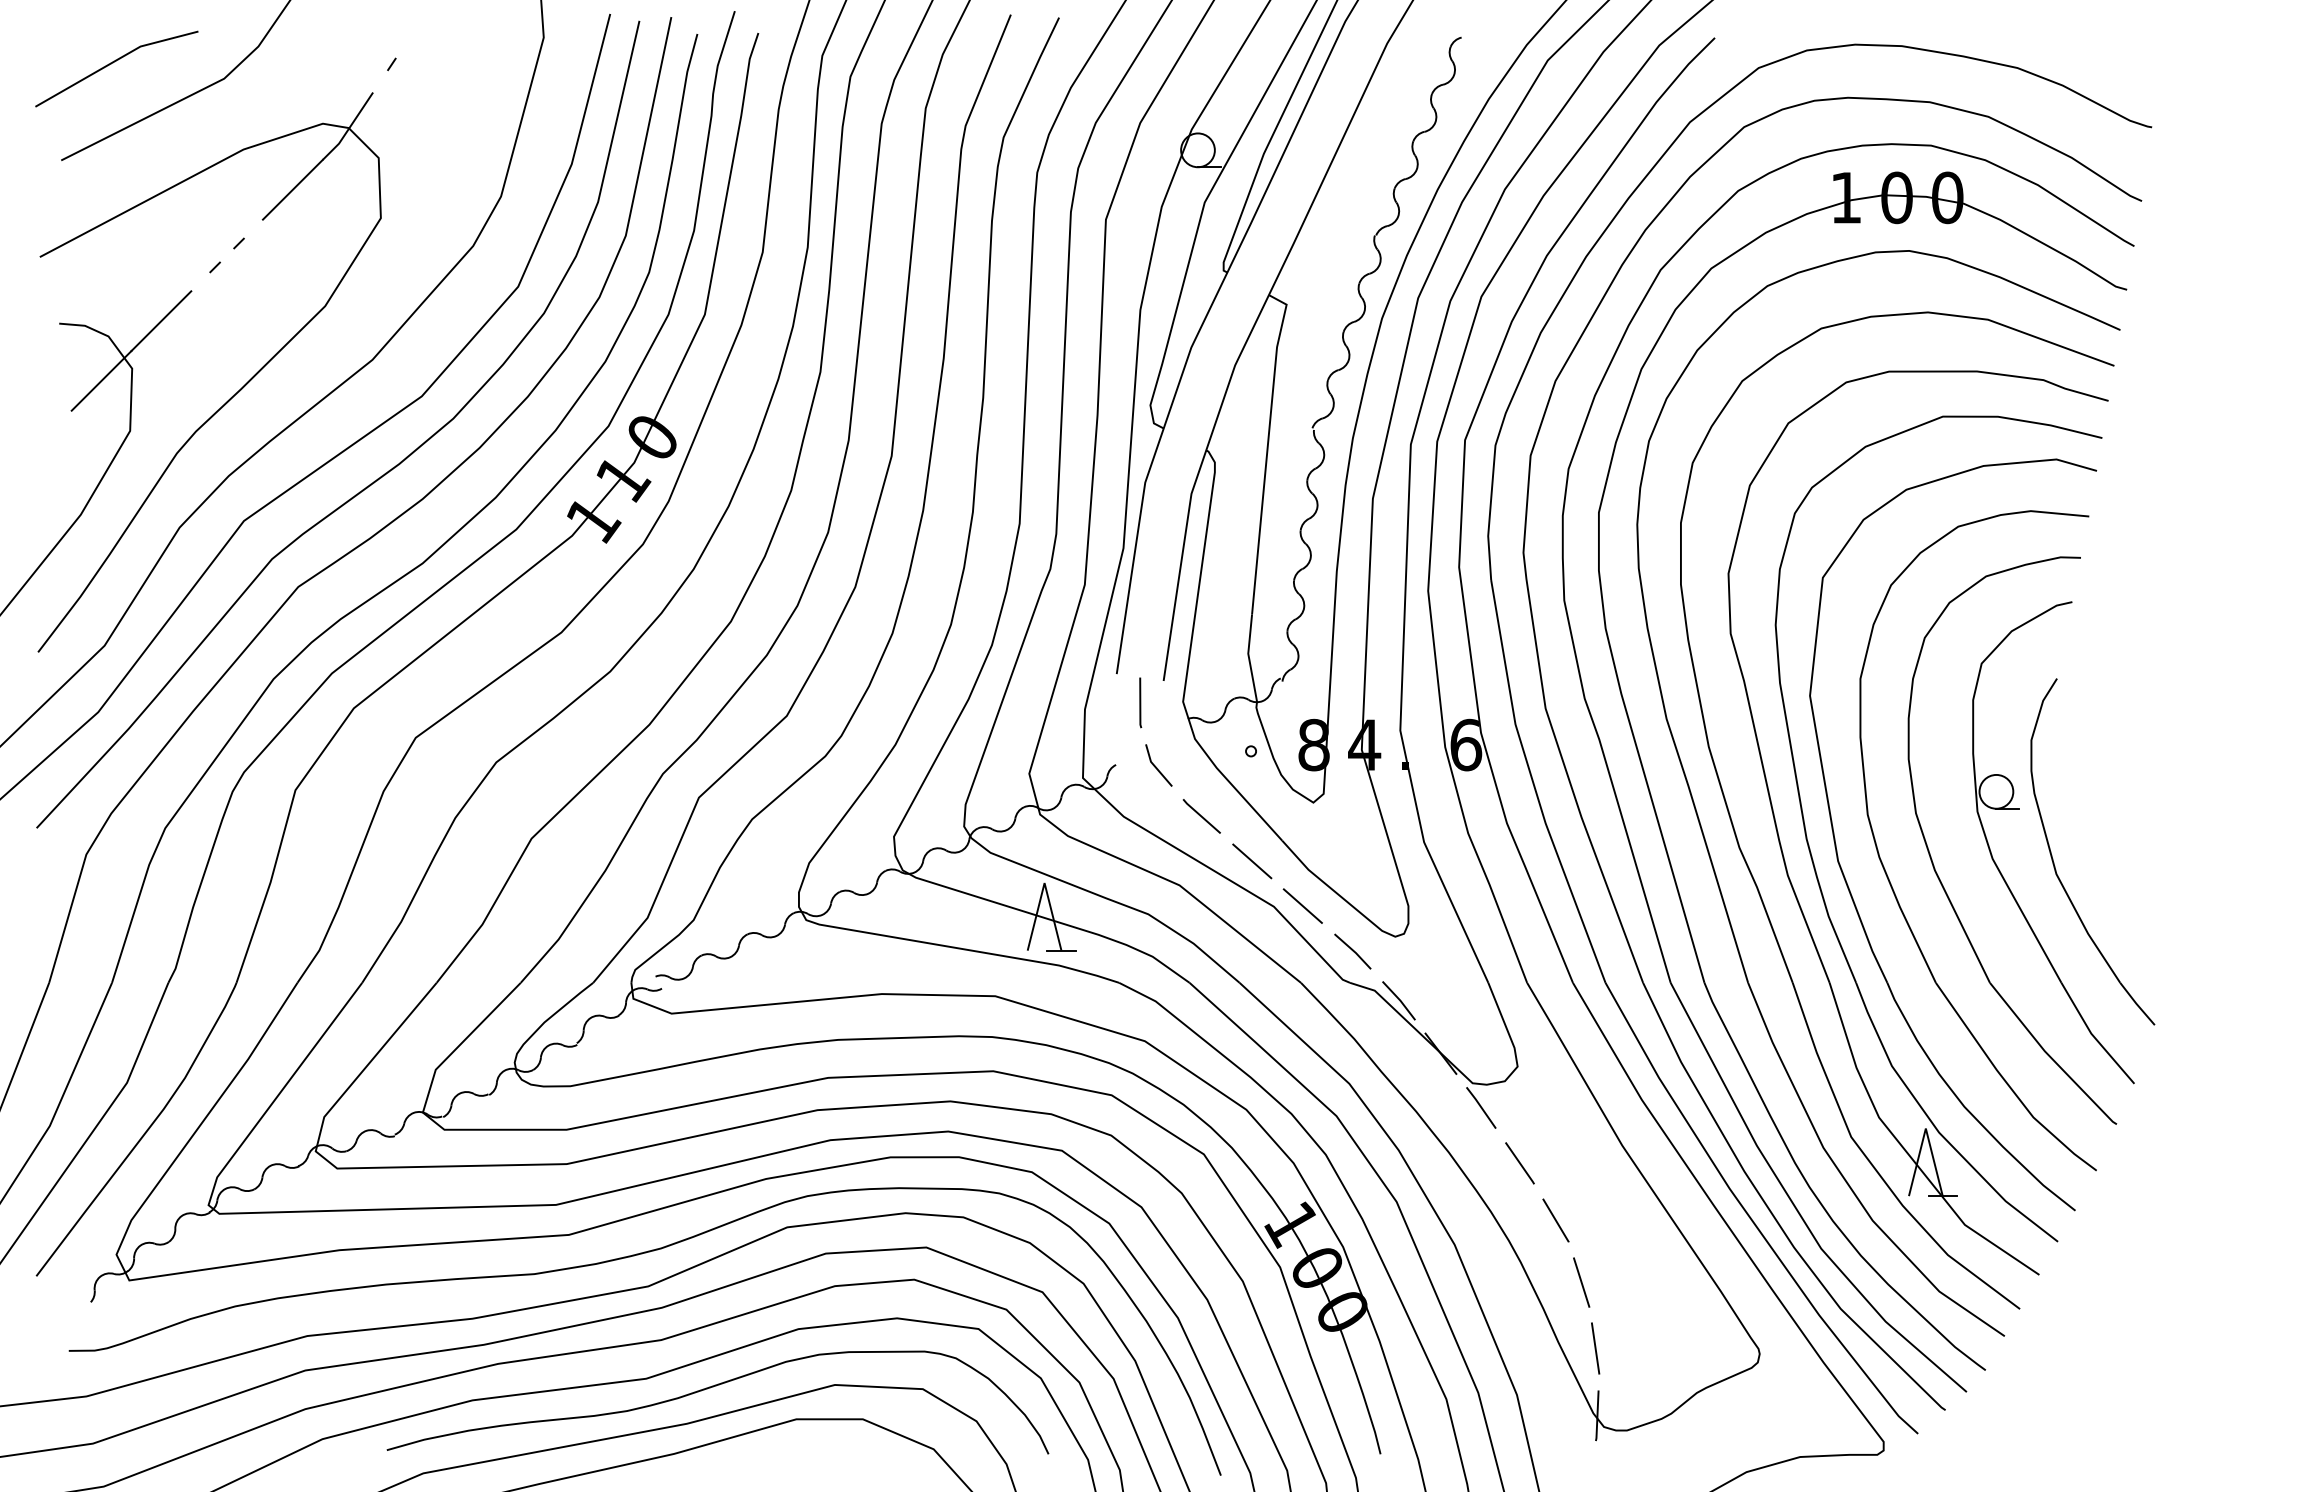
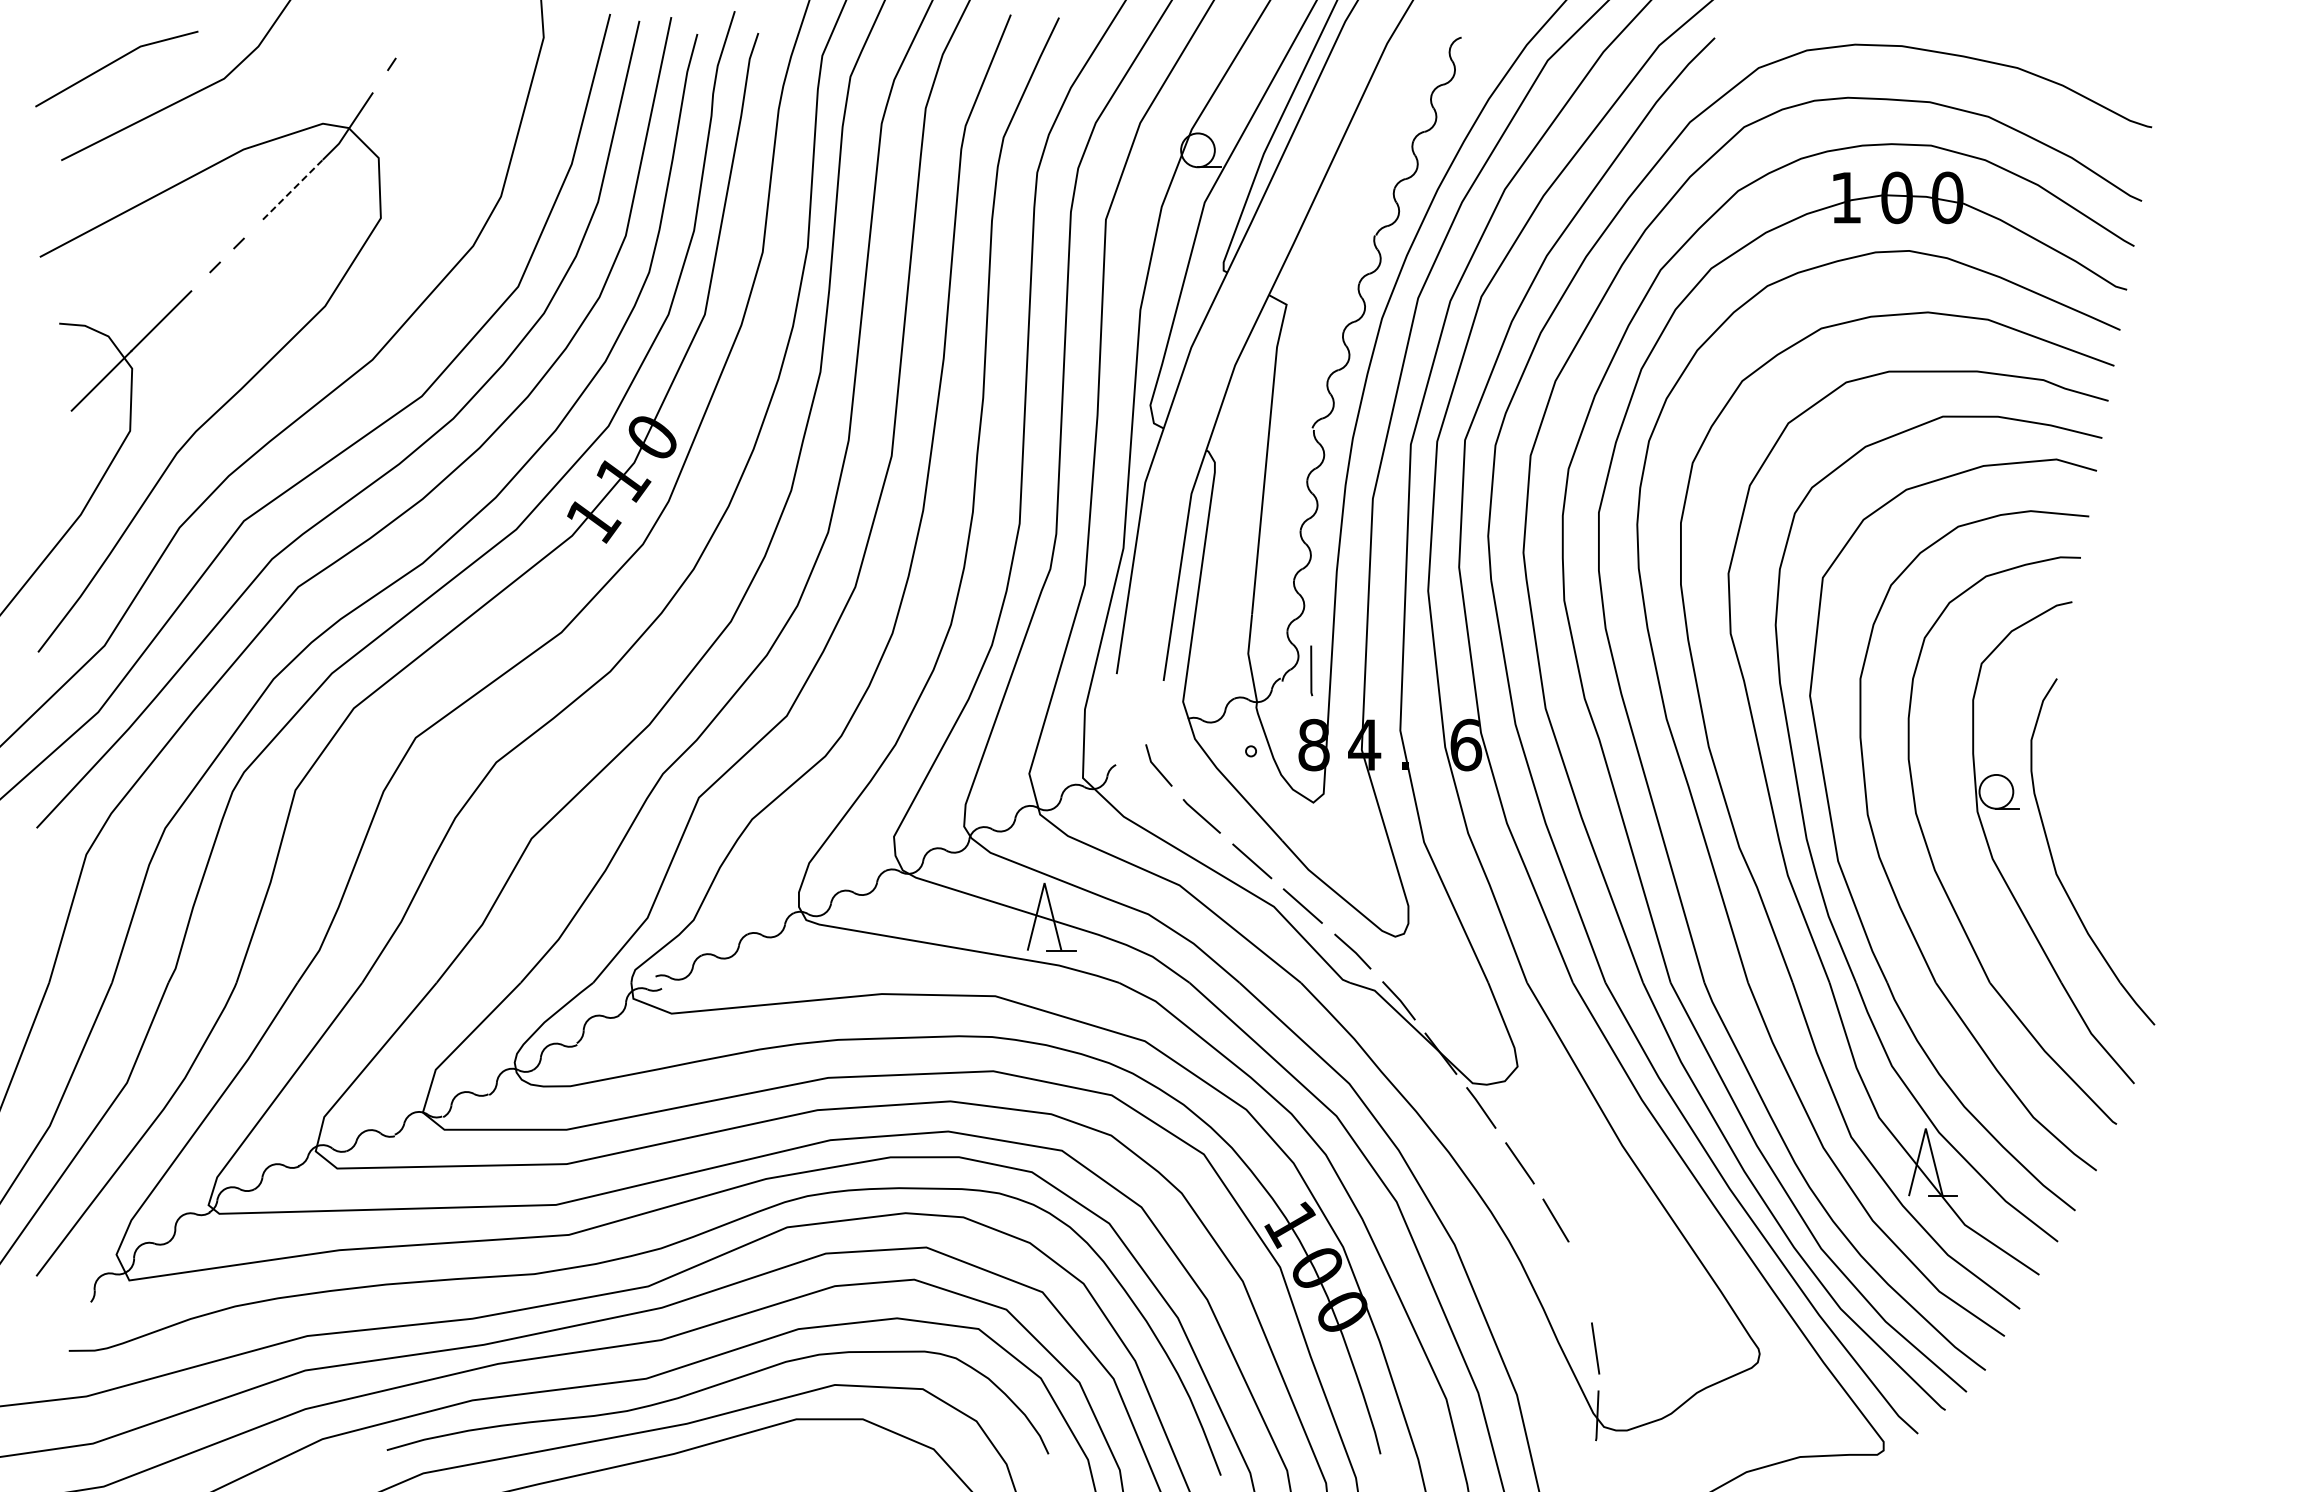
line: solid -> dashed (293, 189)
line position: (1140, 702) -> (1311, 670) (1311, 670)
line: present -> none (1581, 1282)
